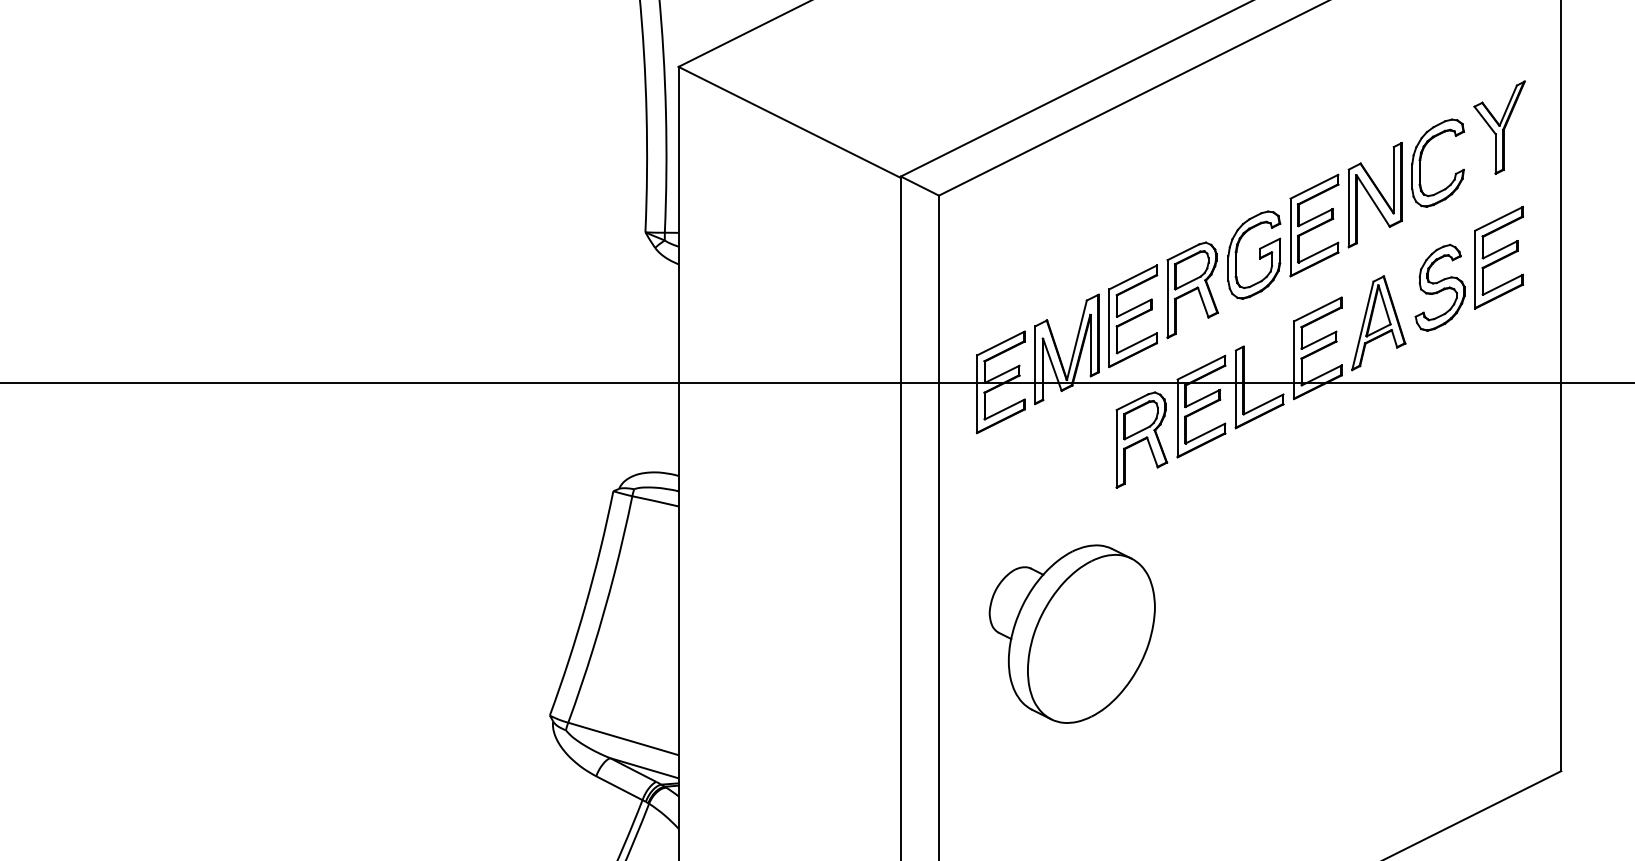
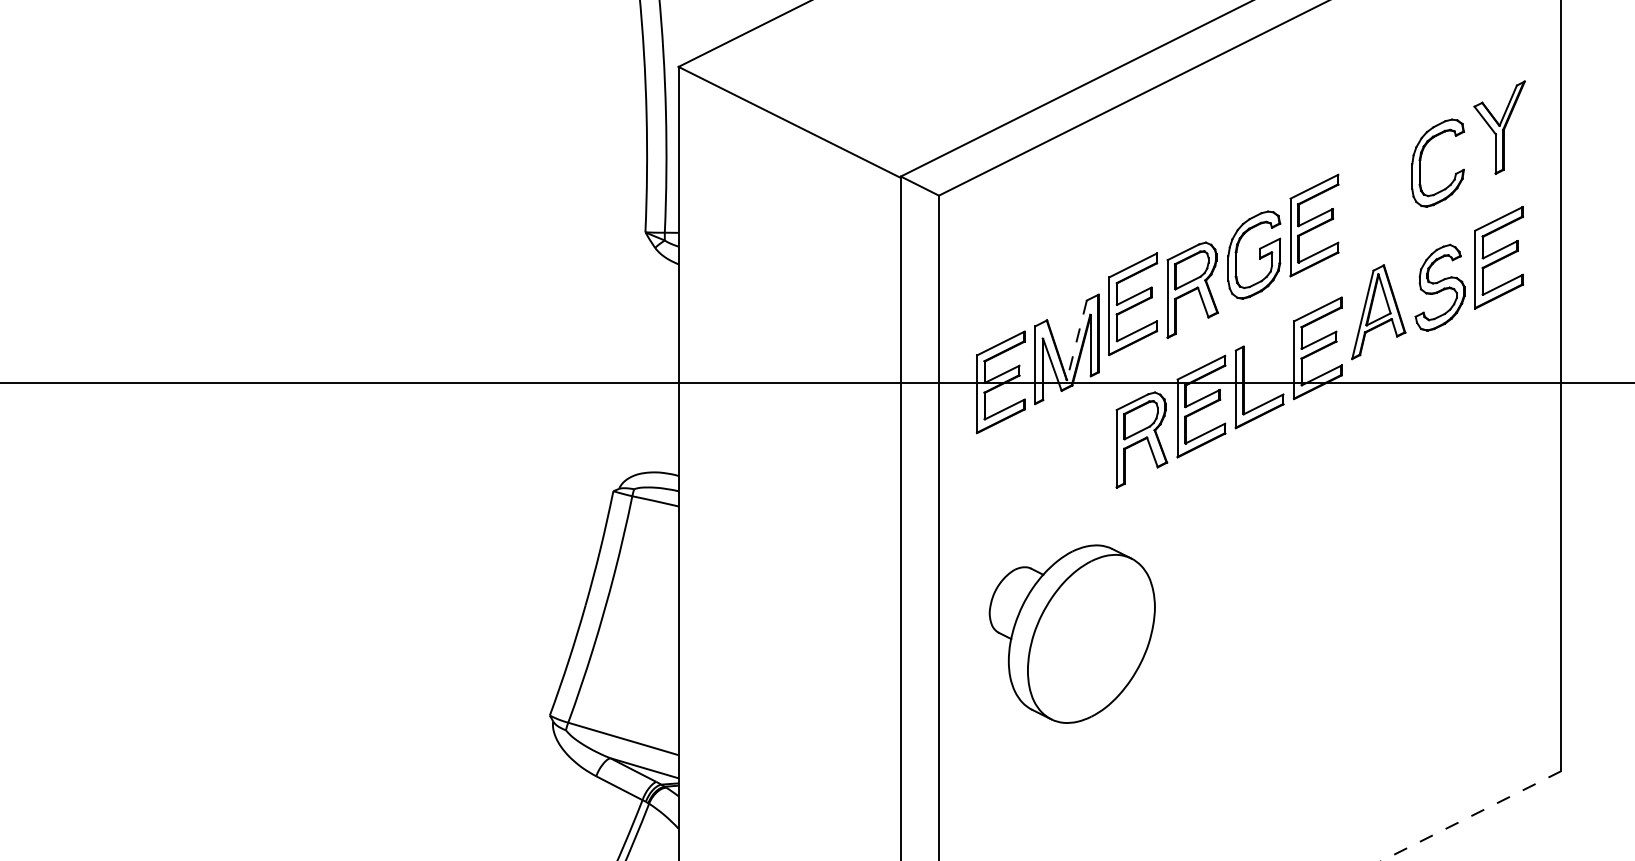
part: present -> none (1374, 195)
part position: (1133, 316) -> (1133, 304) (1133, 304)
part position: (1378, 323) -> (1378, 312) (1378, 312)
line: solid -> dashed (1076, 340)
line: solid -> dashed (1471, 816)
